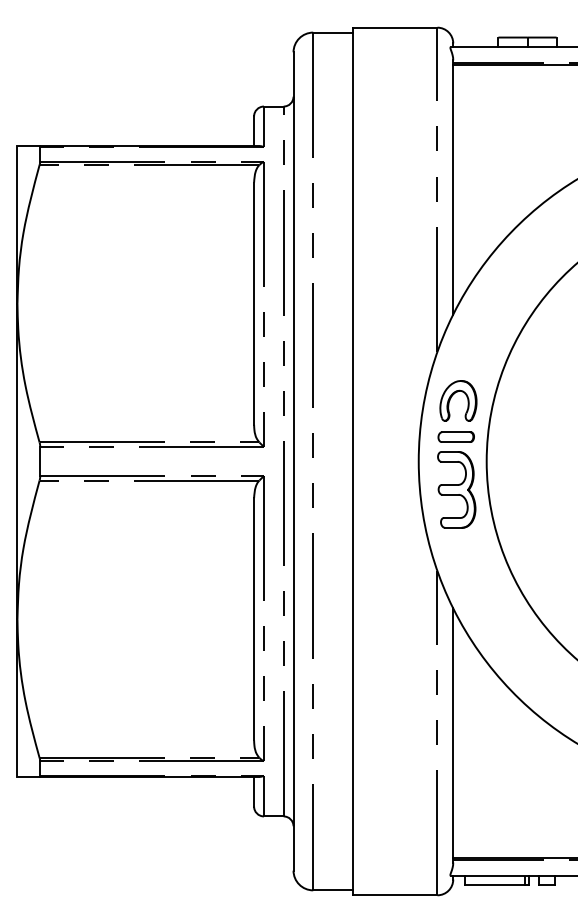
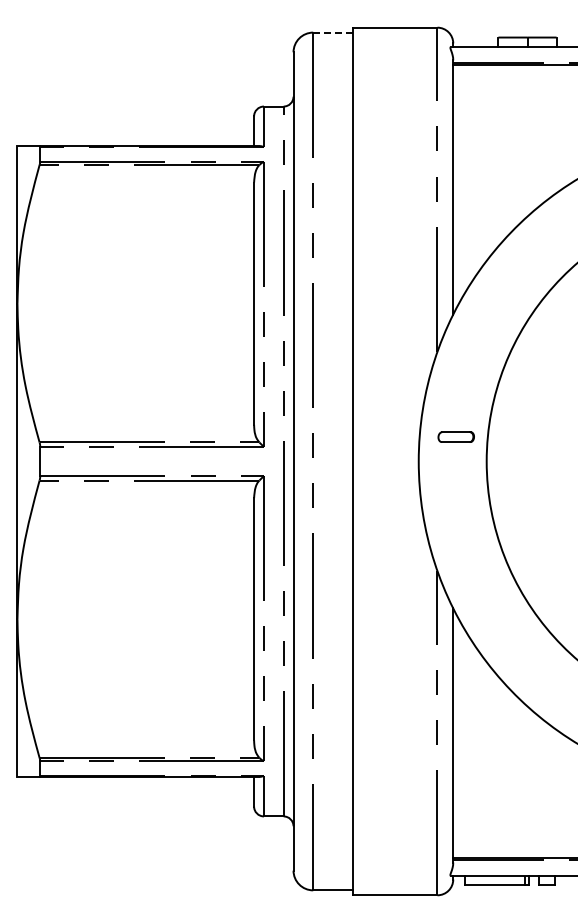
line: solid -> dashed (332, 32)
part: present -> none (453, 395)
part: present -> none (456, 489)
